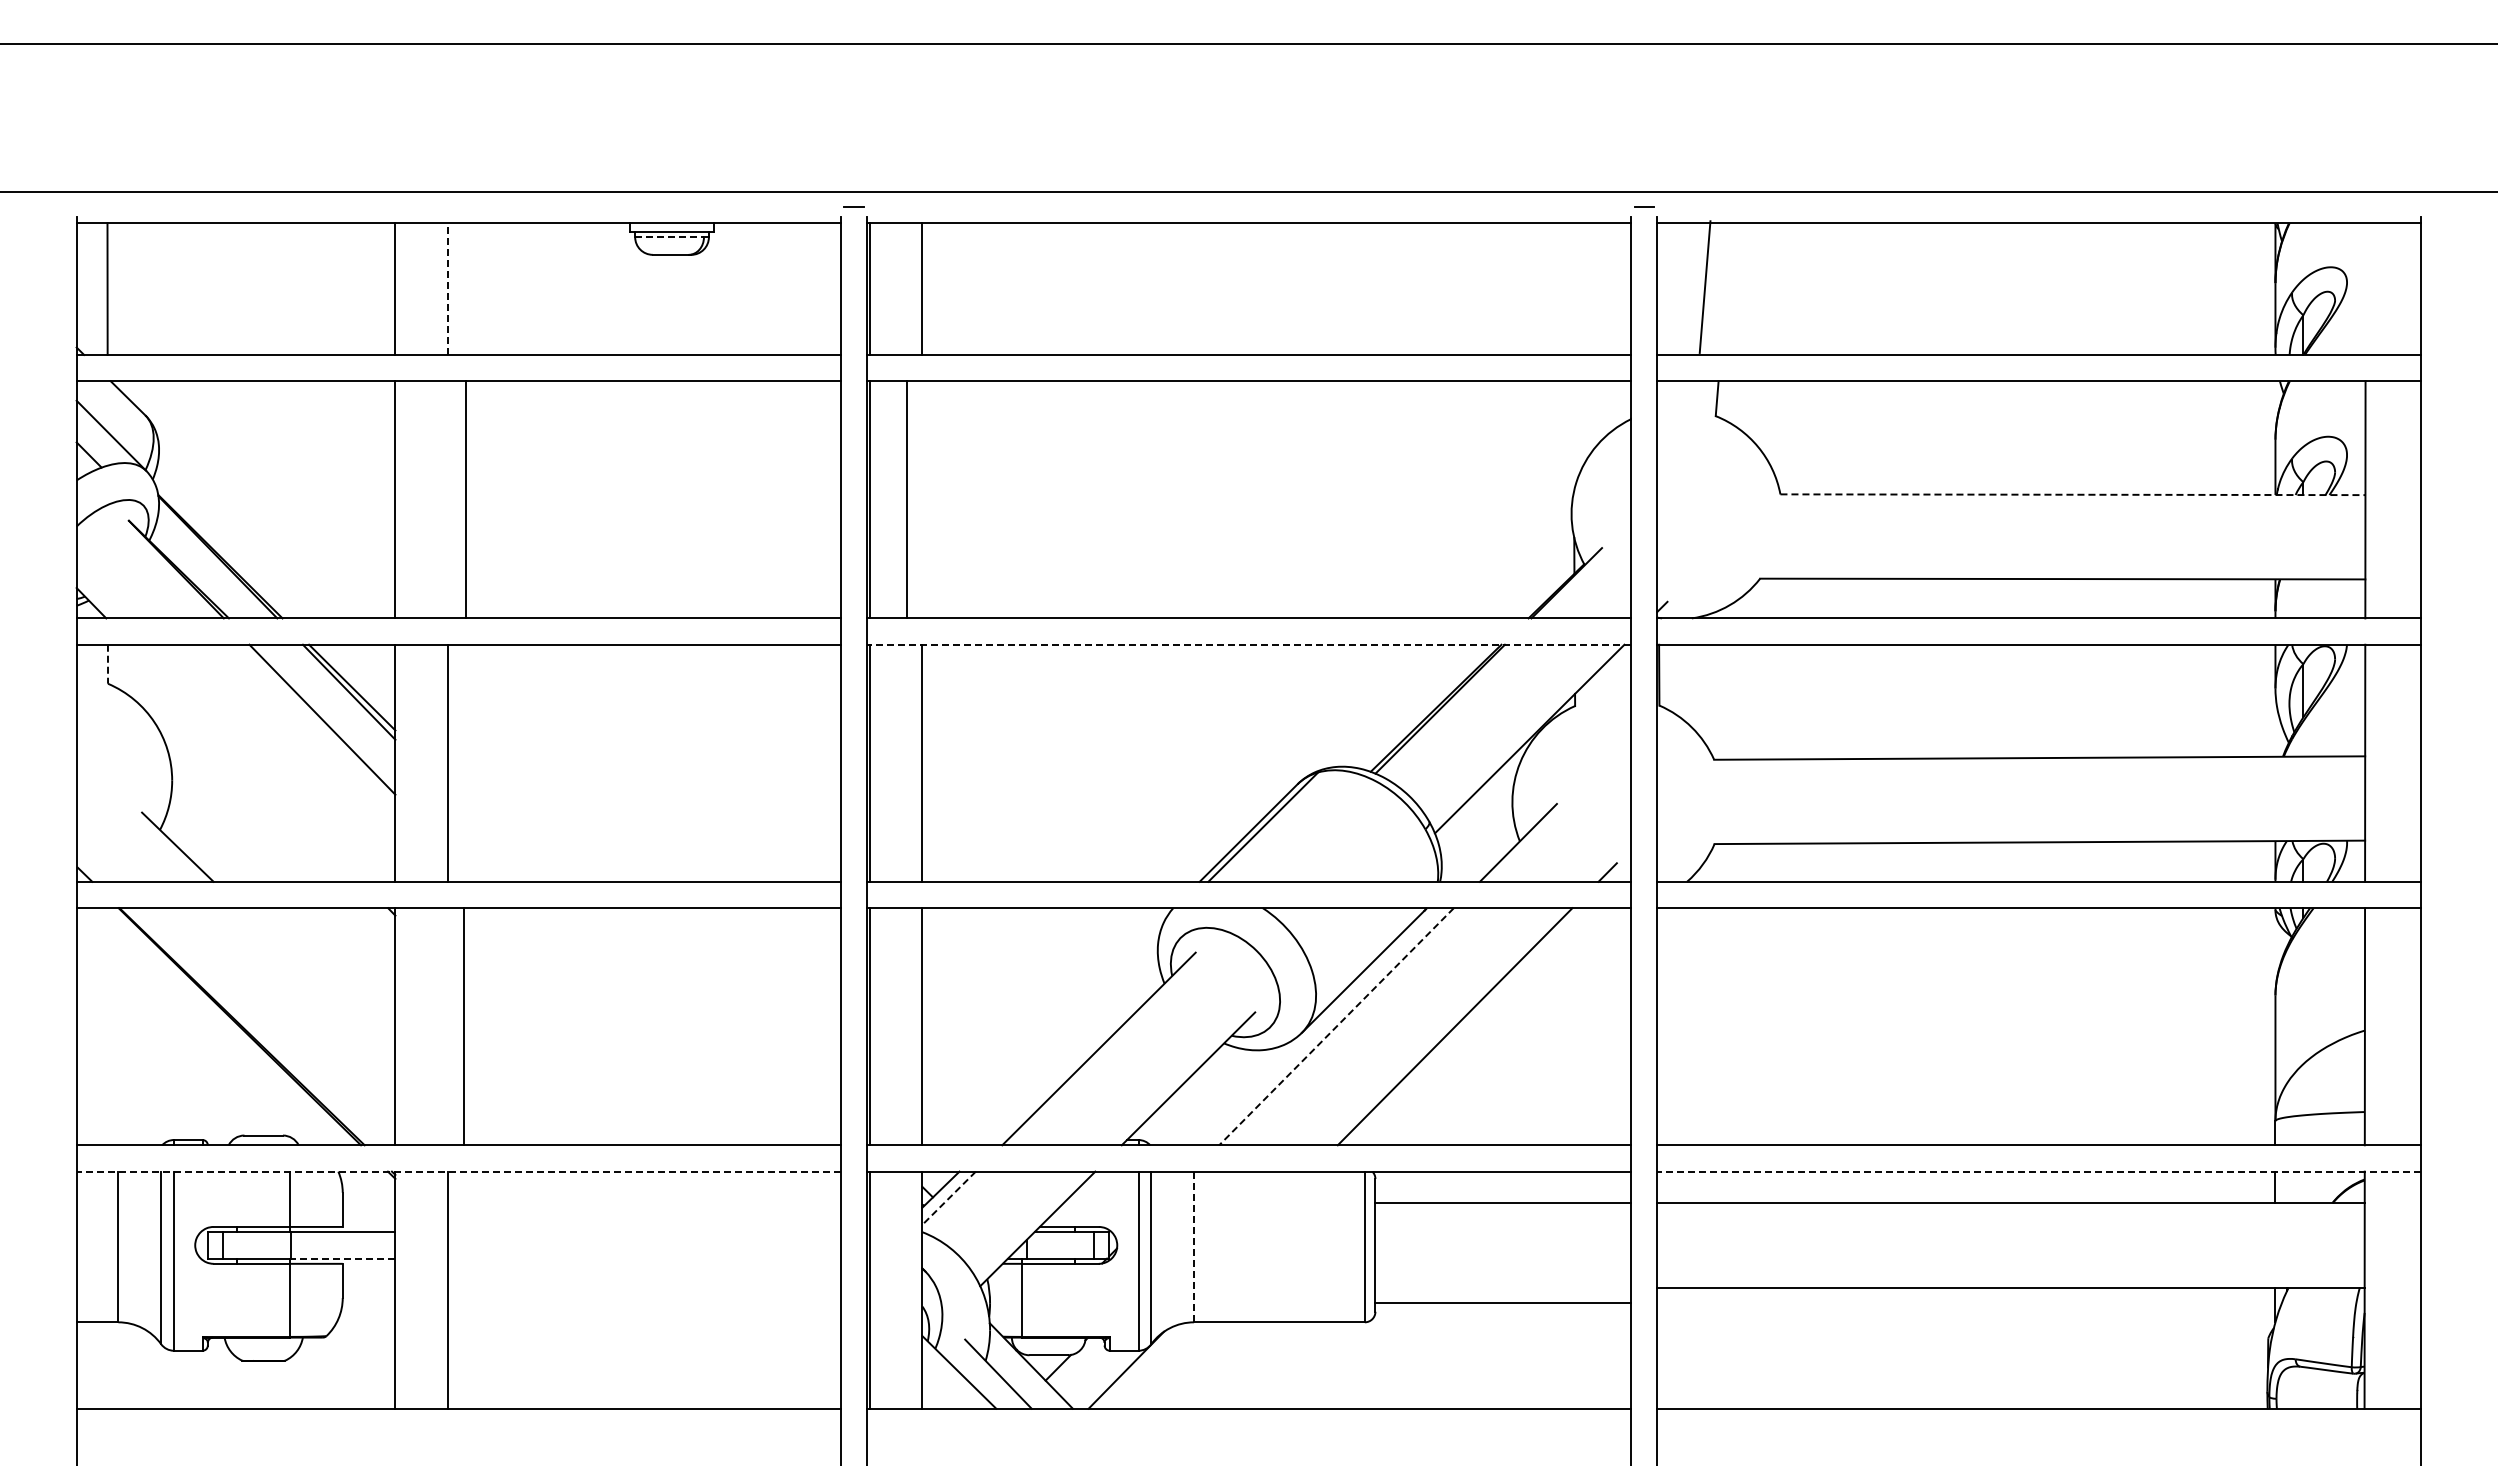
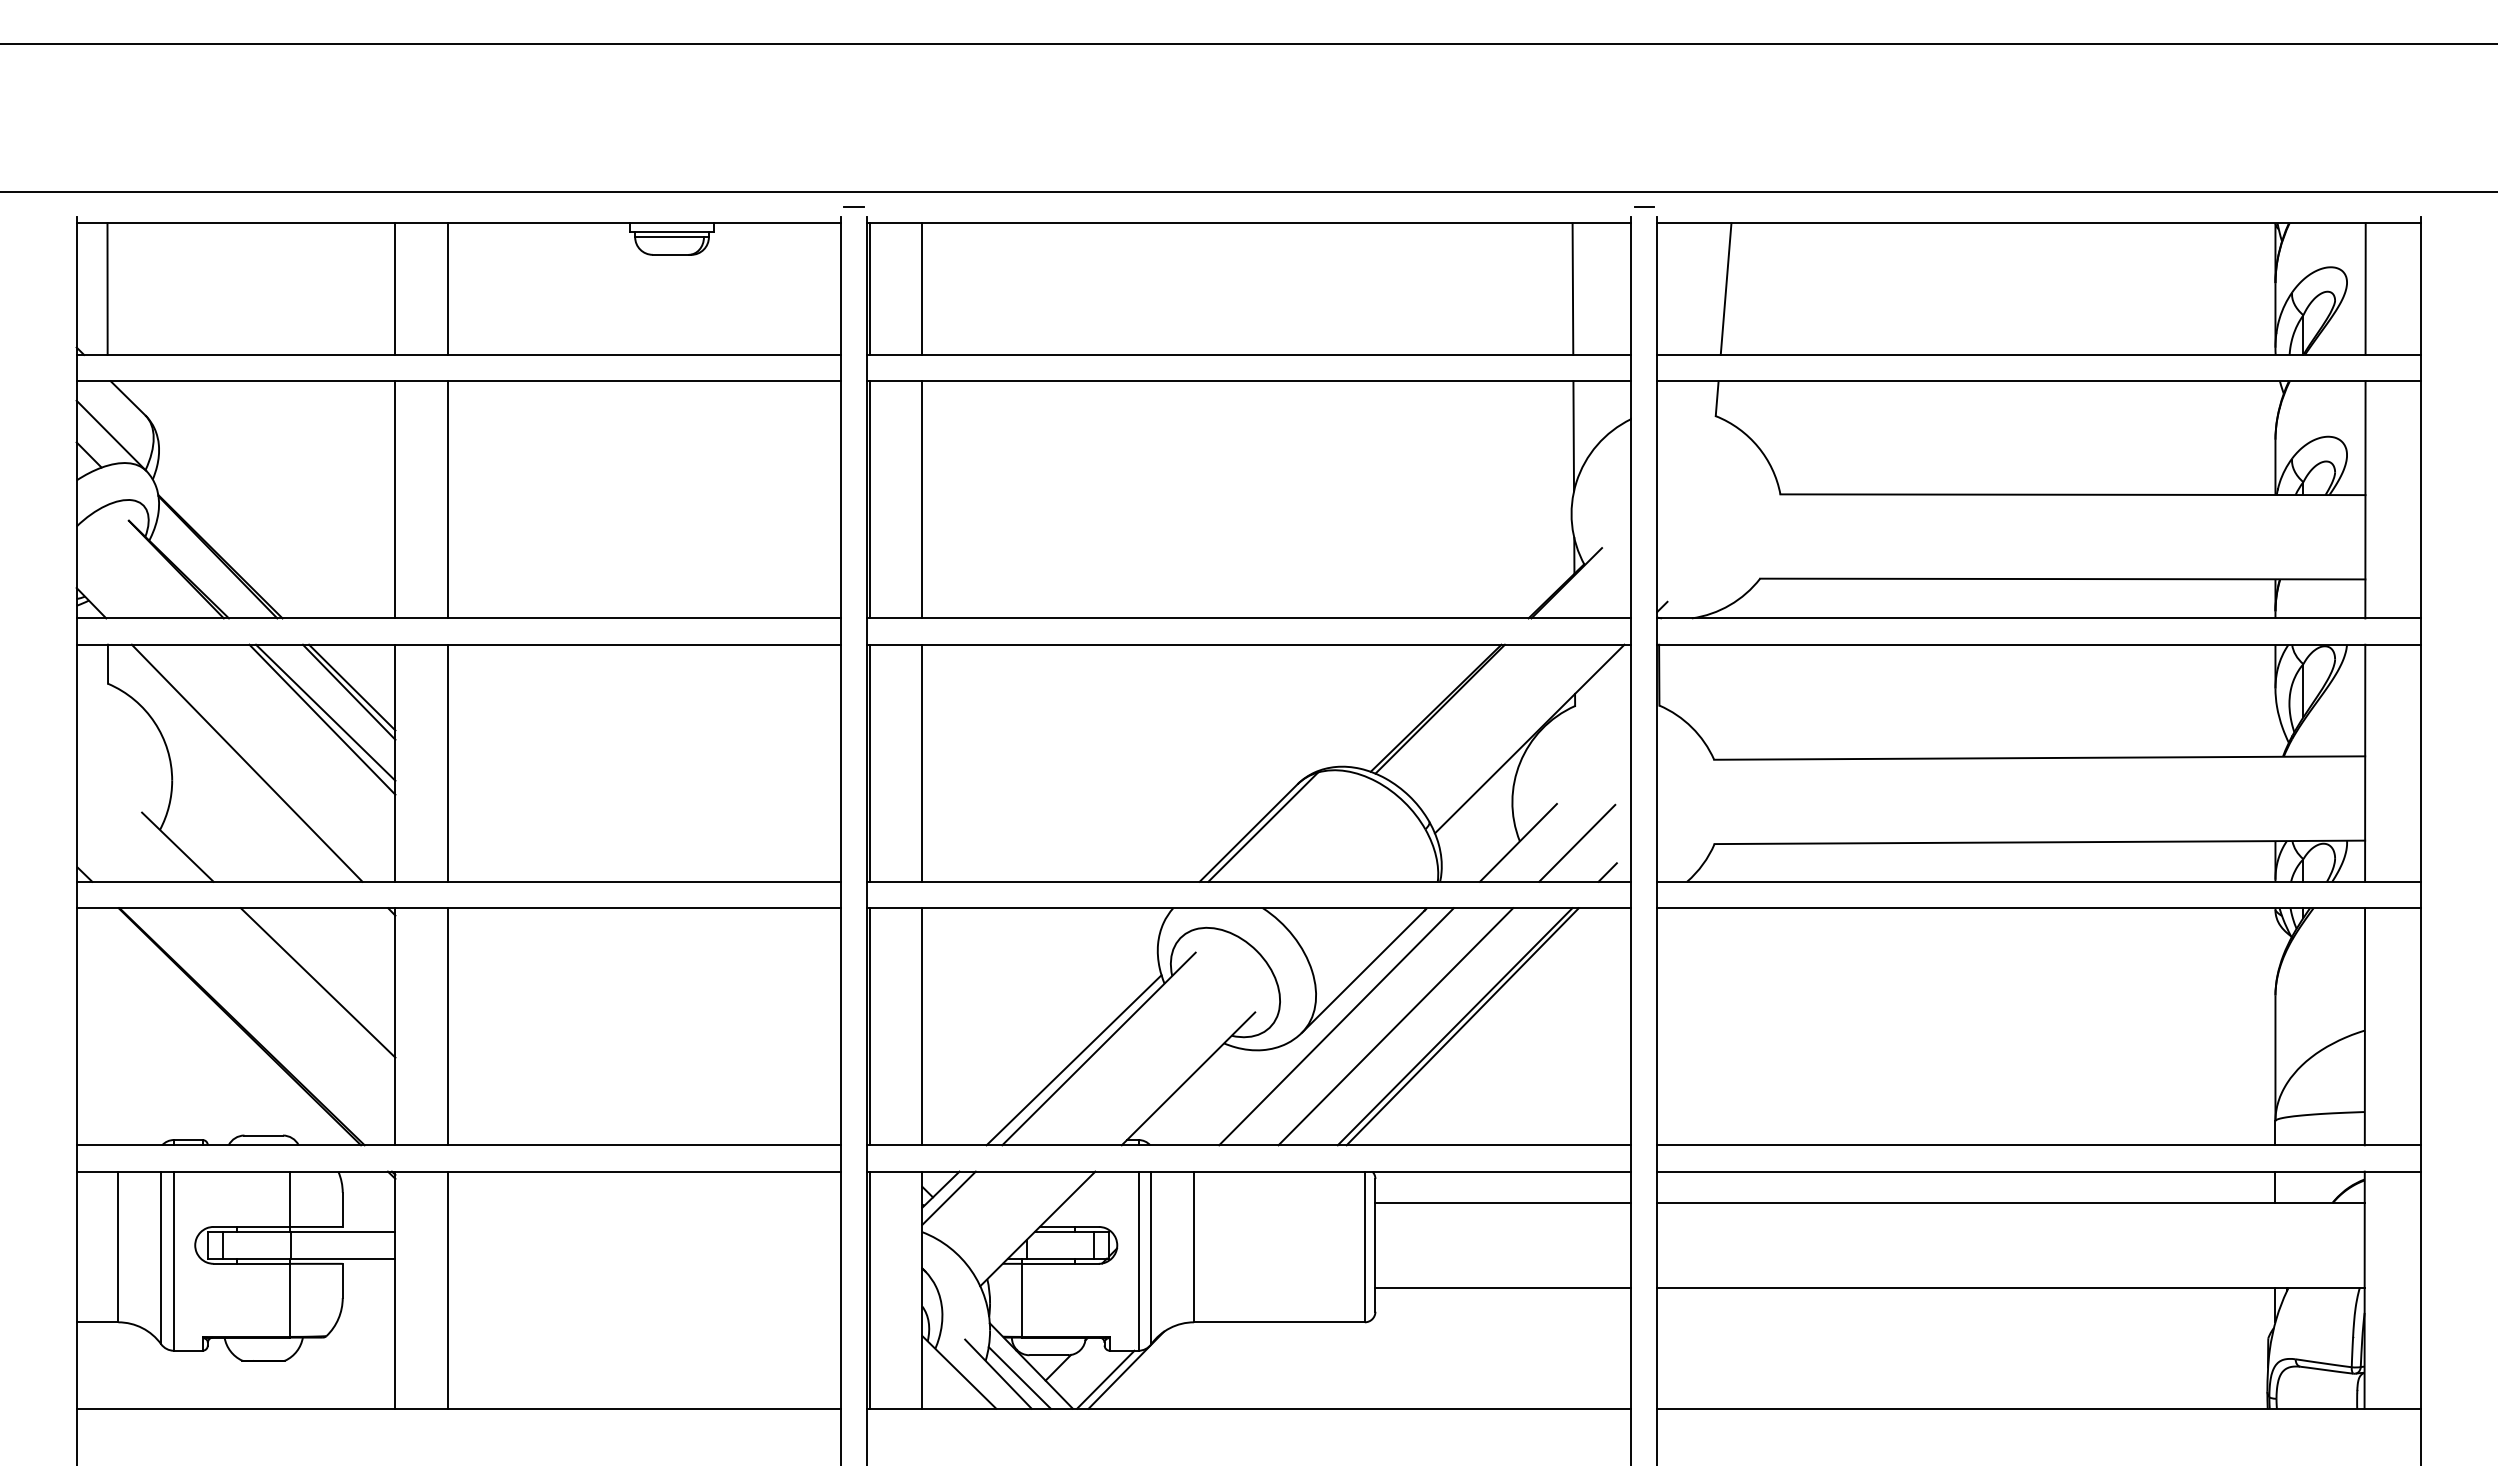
line: dashed -> solid (670, 237)
line position: (1704, 286) -> (1725, 288) (1725, 288)
line: none -> present (1572, 288)
line: none -> present (2365, 288)
line: dashed -> solid (448, 289)
line: none -> present (1573, 436)
line: dashed -> solid (2073, 494)
line position: (466, 499) -> (448, 499) (448, 499)
line position: (907, 499) -> (922, 499) (922, 499)
line: dashed -> solid (1248, 644)
line: dashed -> solid (108, 664)
line: none -> present (325, 712)
line: none -> present (246, 762)
line: none -> present (1577, 842)
line: none -> present (317, 982)
line position: (464, 1026) -> (448, 1026) (448, 1026)
line: dashed -> solid (1336, 1026)
line: none -> present (1395, 1026)
line: none -> present (1462, 1026)
line: none -> present (1073, 1060)
line: dashed -> solid (458, 1171)
line: dashed -> solid (2039, 1171)
line: dashed -> solid (949, 1198)
line: dashed -> solid (1194, 1247)
line: dashed -> solid (342, 1258)
line position: (1502, 1302) -> (1502, 1287) (1502, 1287)
line: none -> present (1019, 1377)
line: none -> present (1105, 1379)
